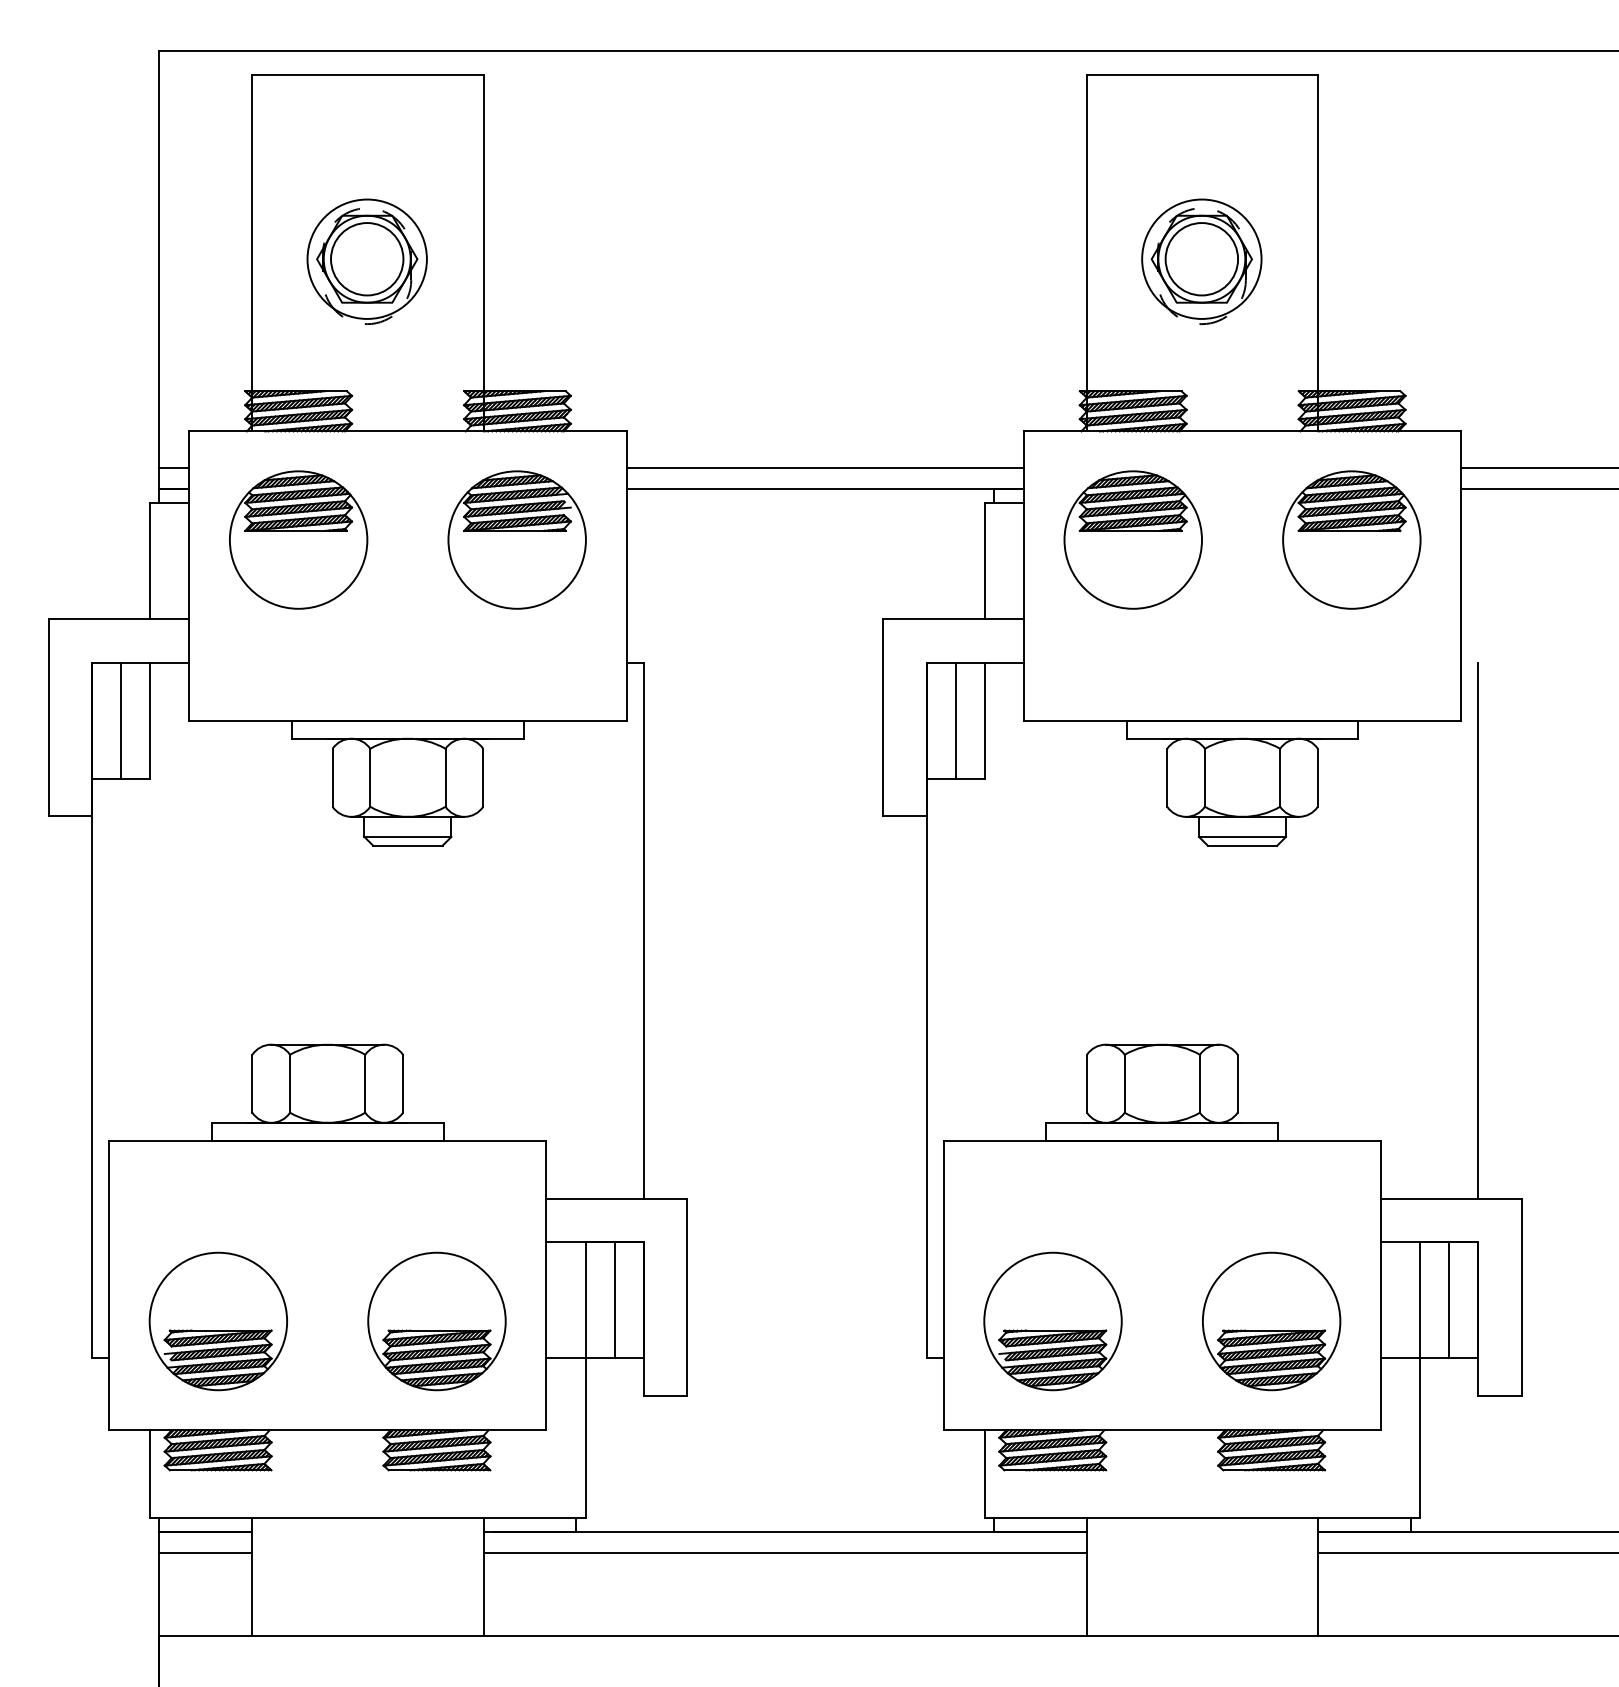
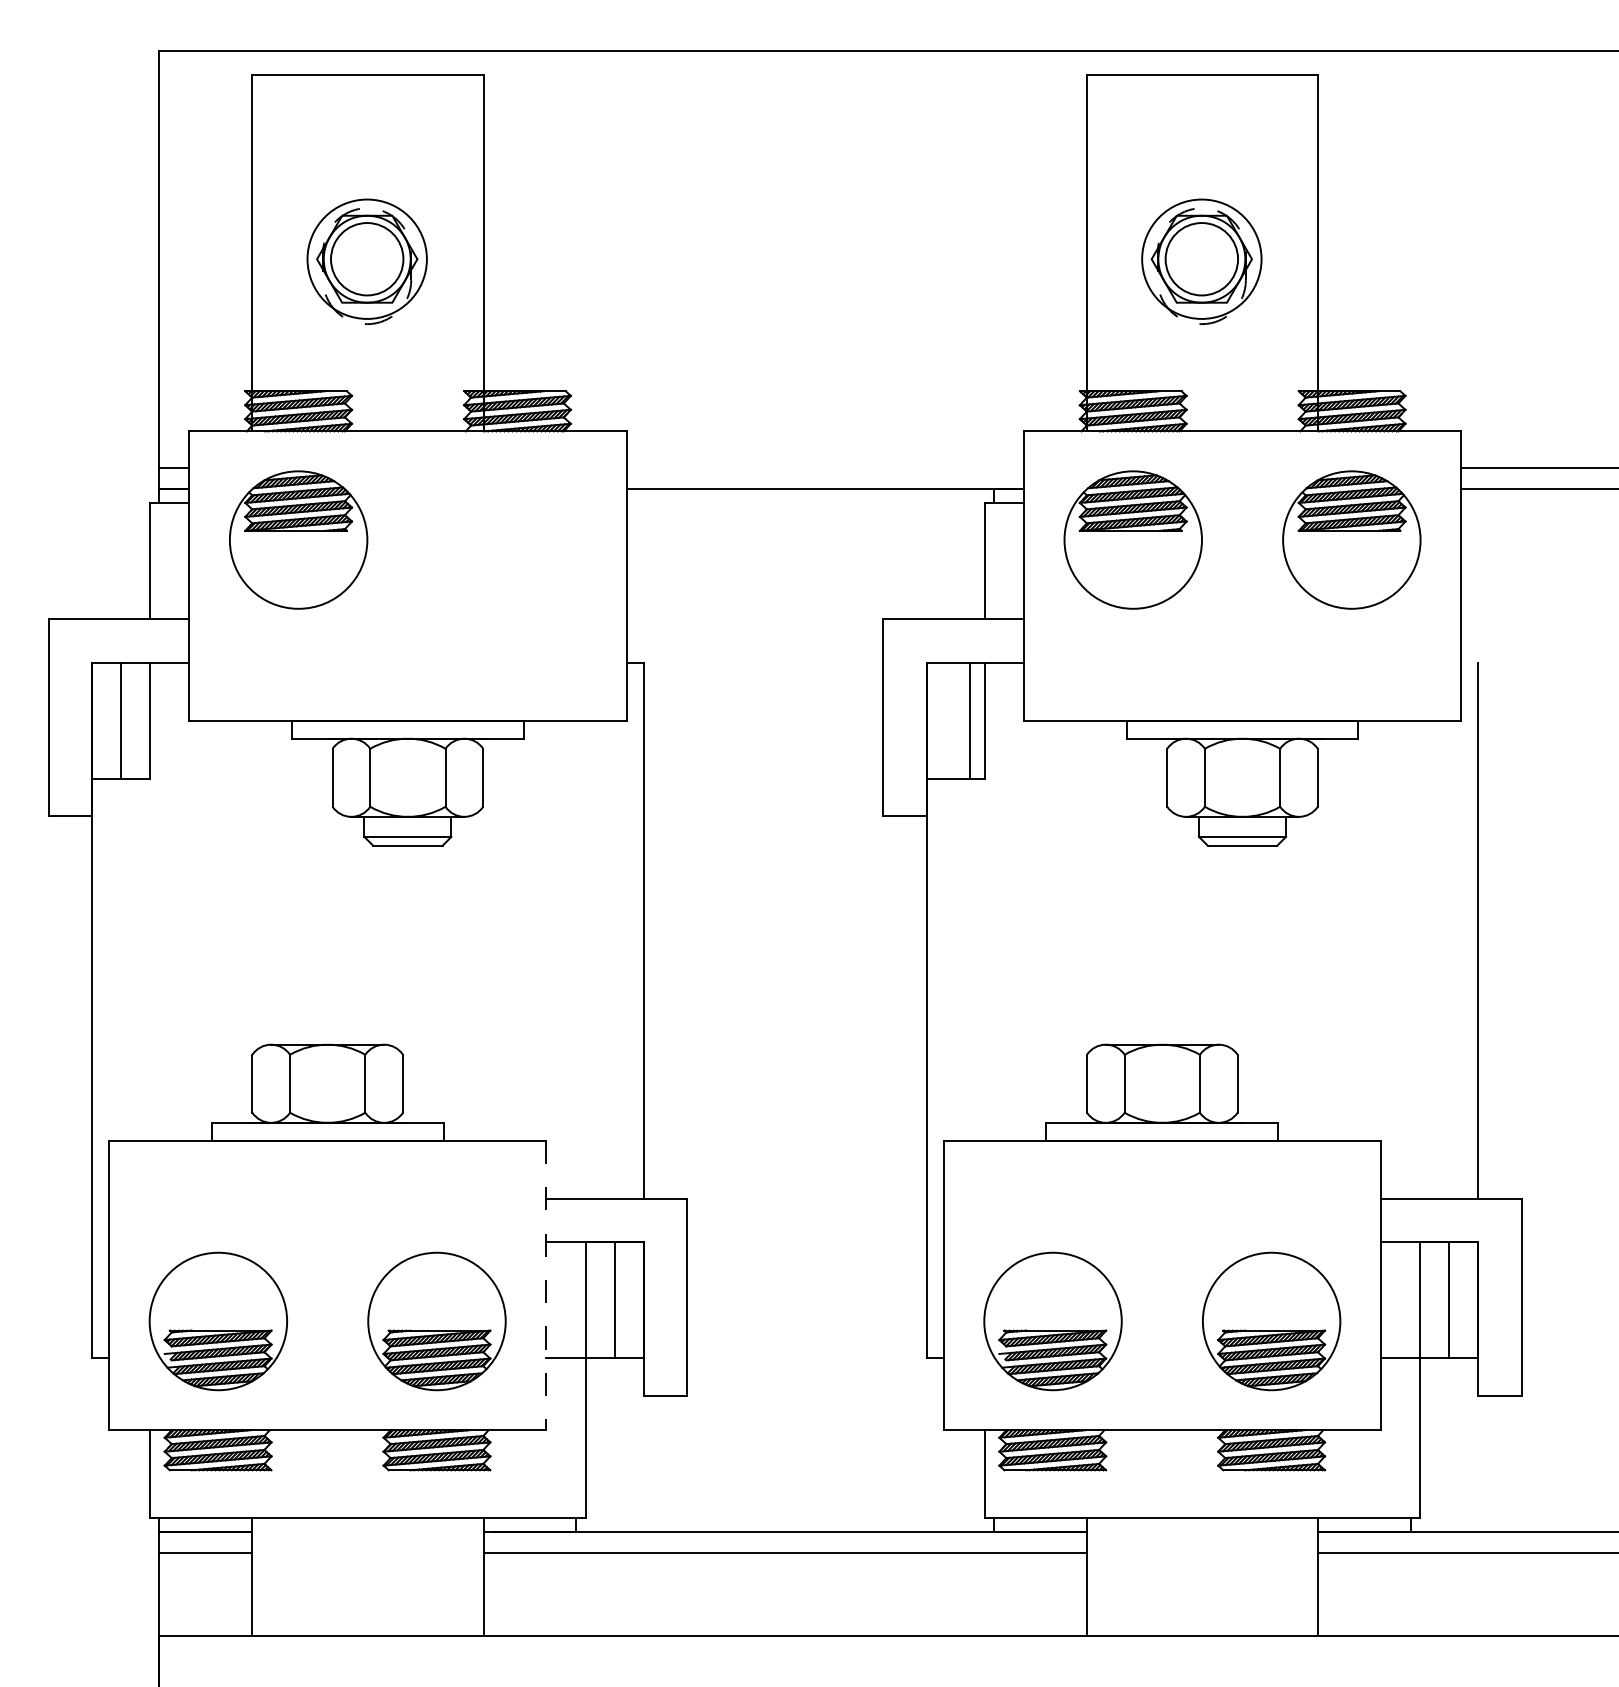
line: present -> none (824, 467)
part: present -> none (516, 539)
line position: (955, 720) -> (969, 720) (969, 720)
line: solid -> dashed (546, 1285)
